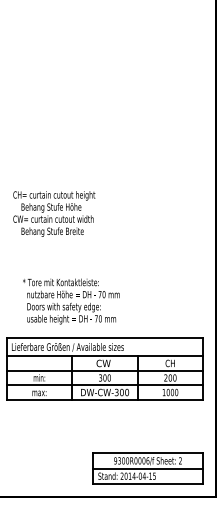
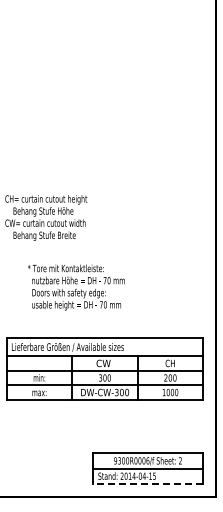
text position: (54, 213) -> (46, 217) (46, 217)
text position: (71, 301) -> (76, 287) (76, 287)
line: solid -> dashed (148, 483)
